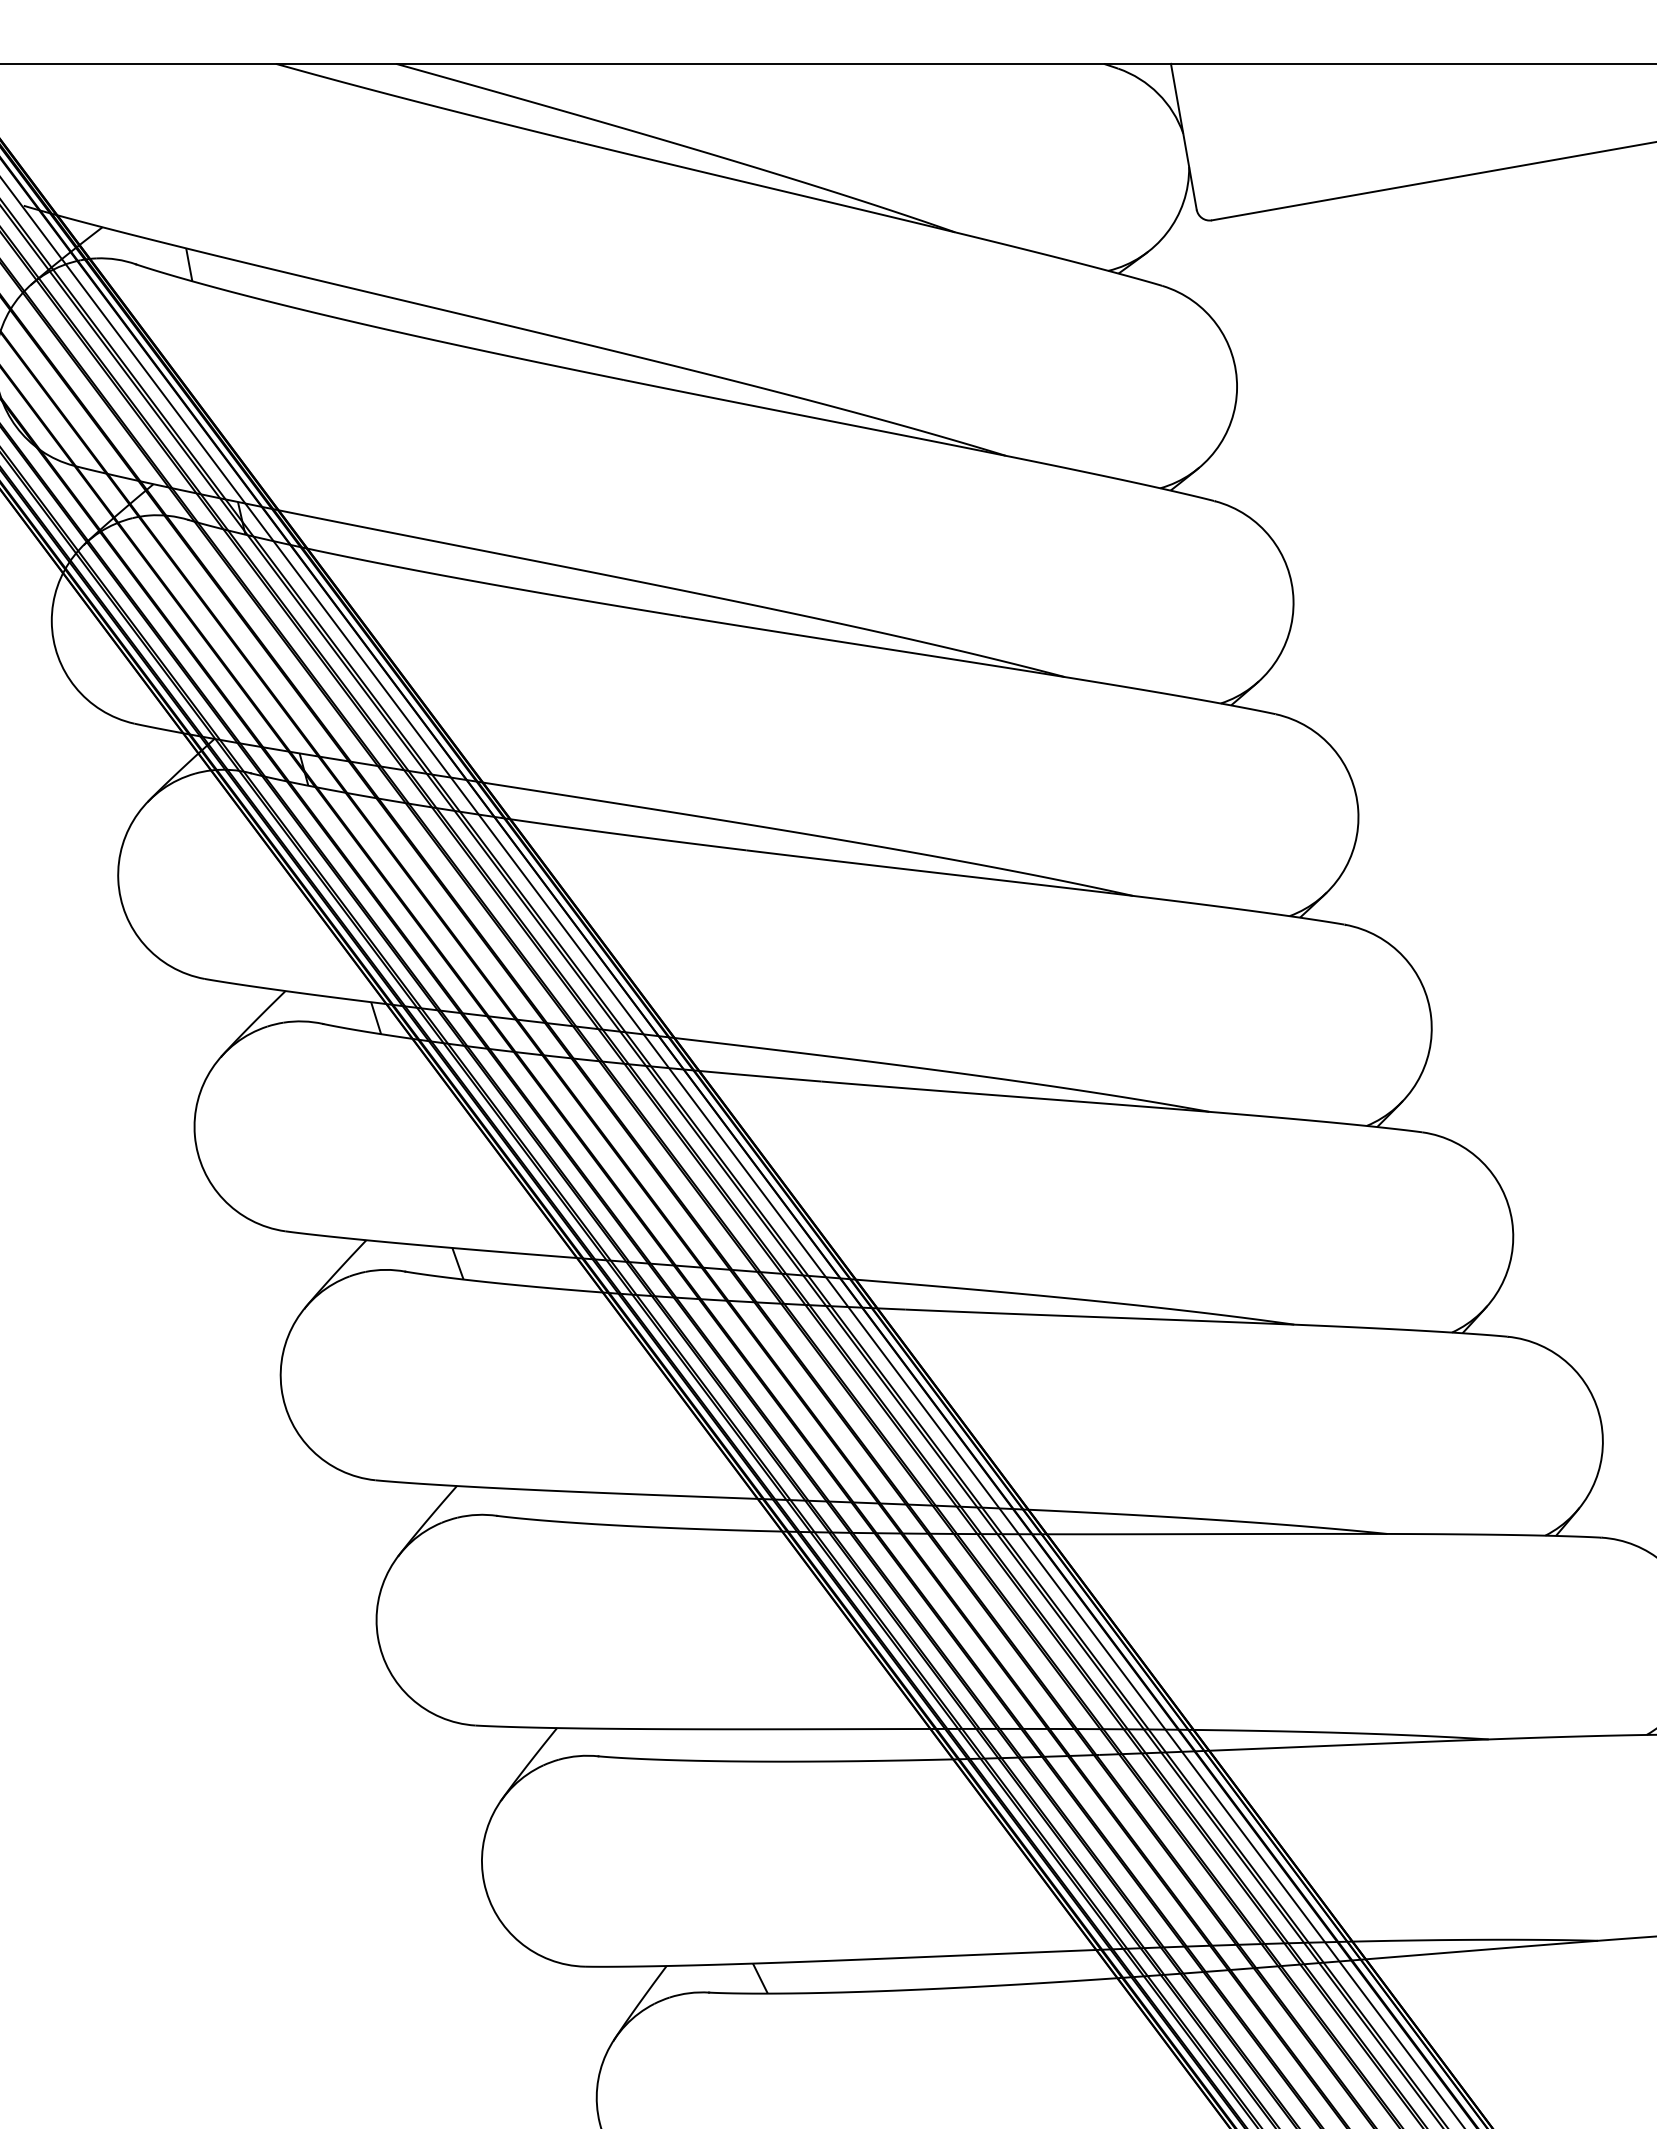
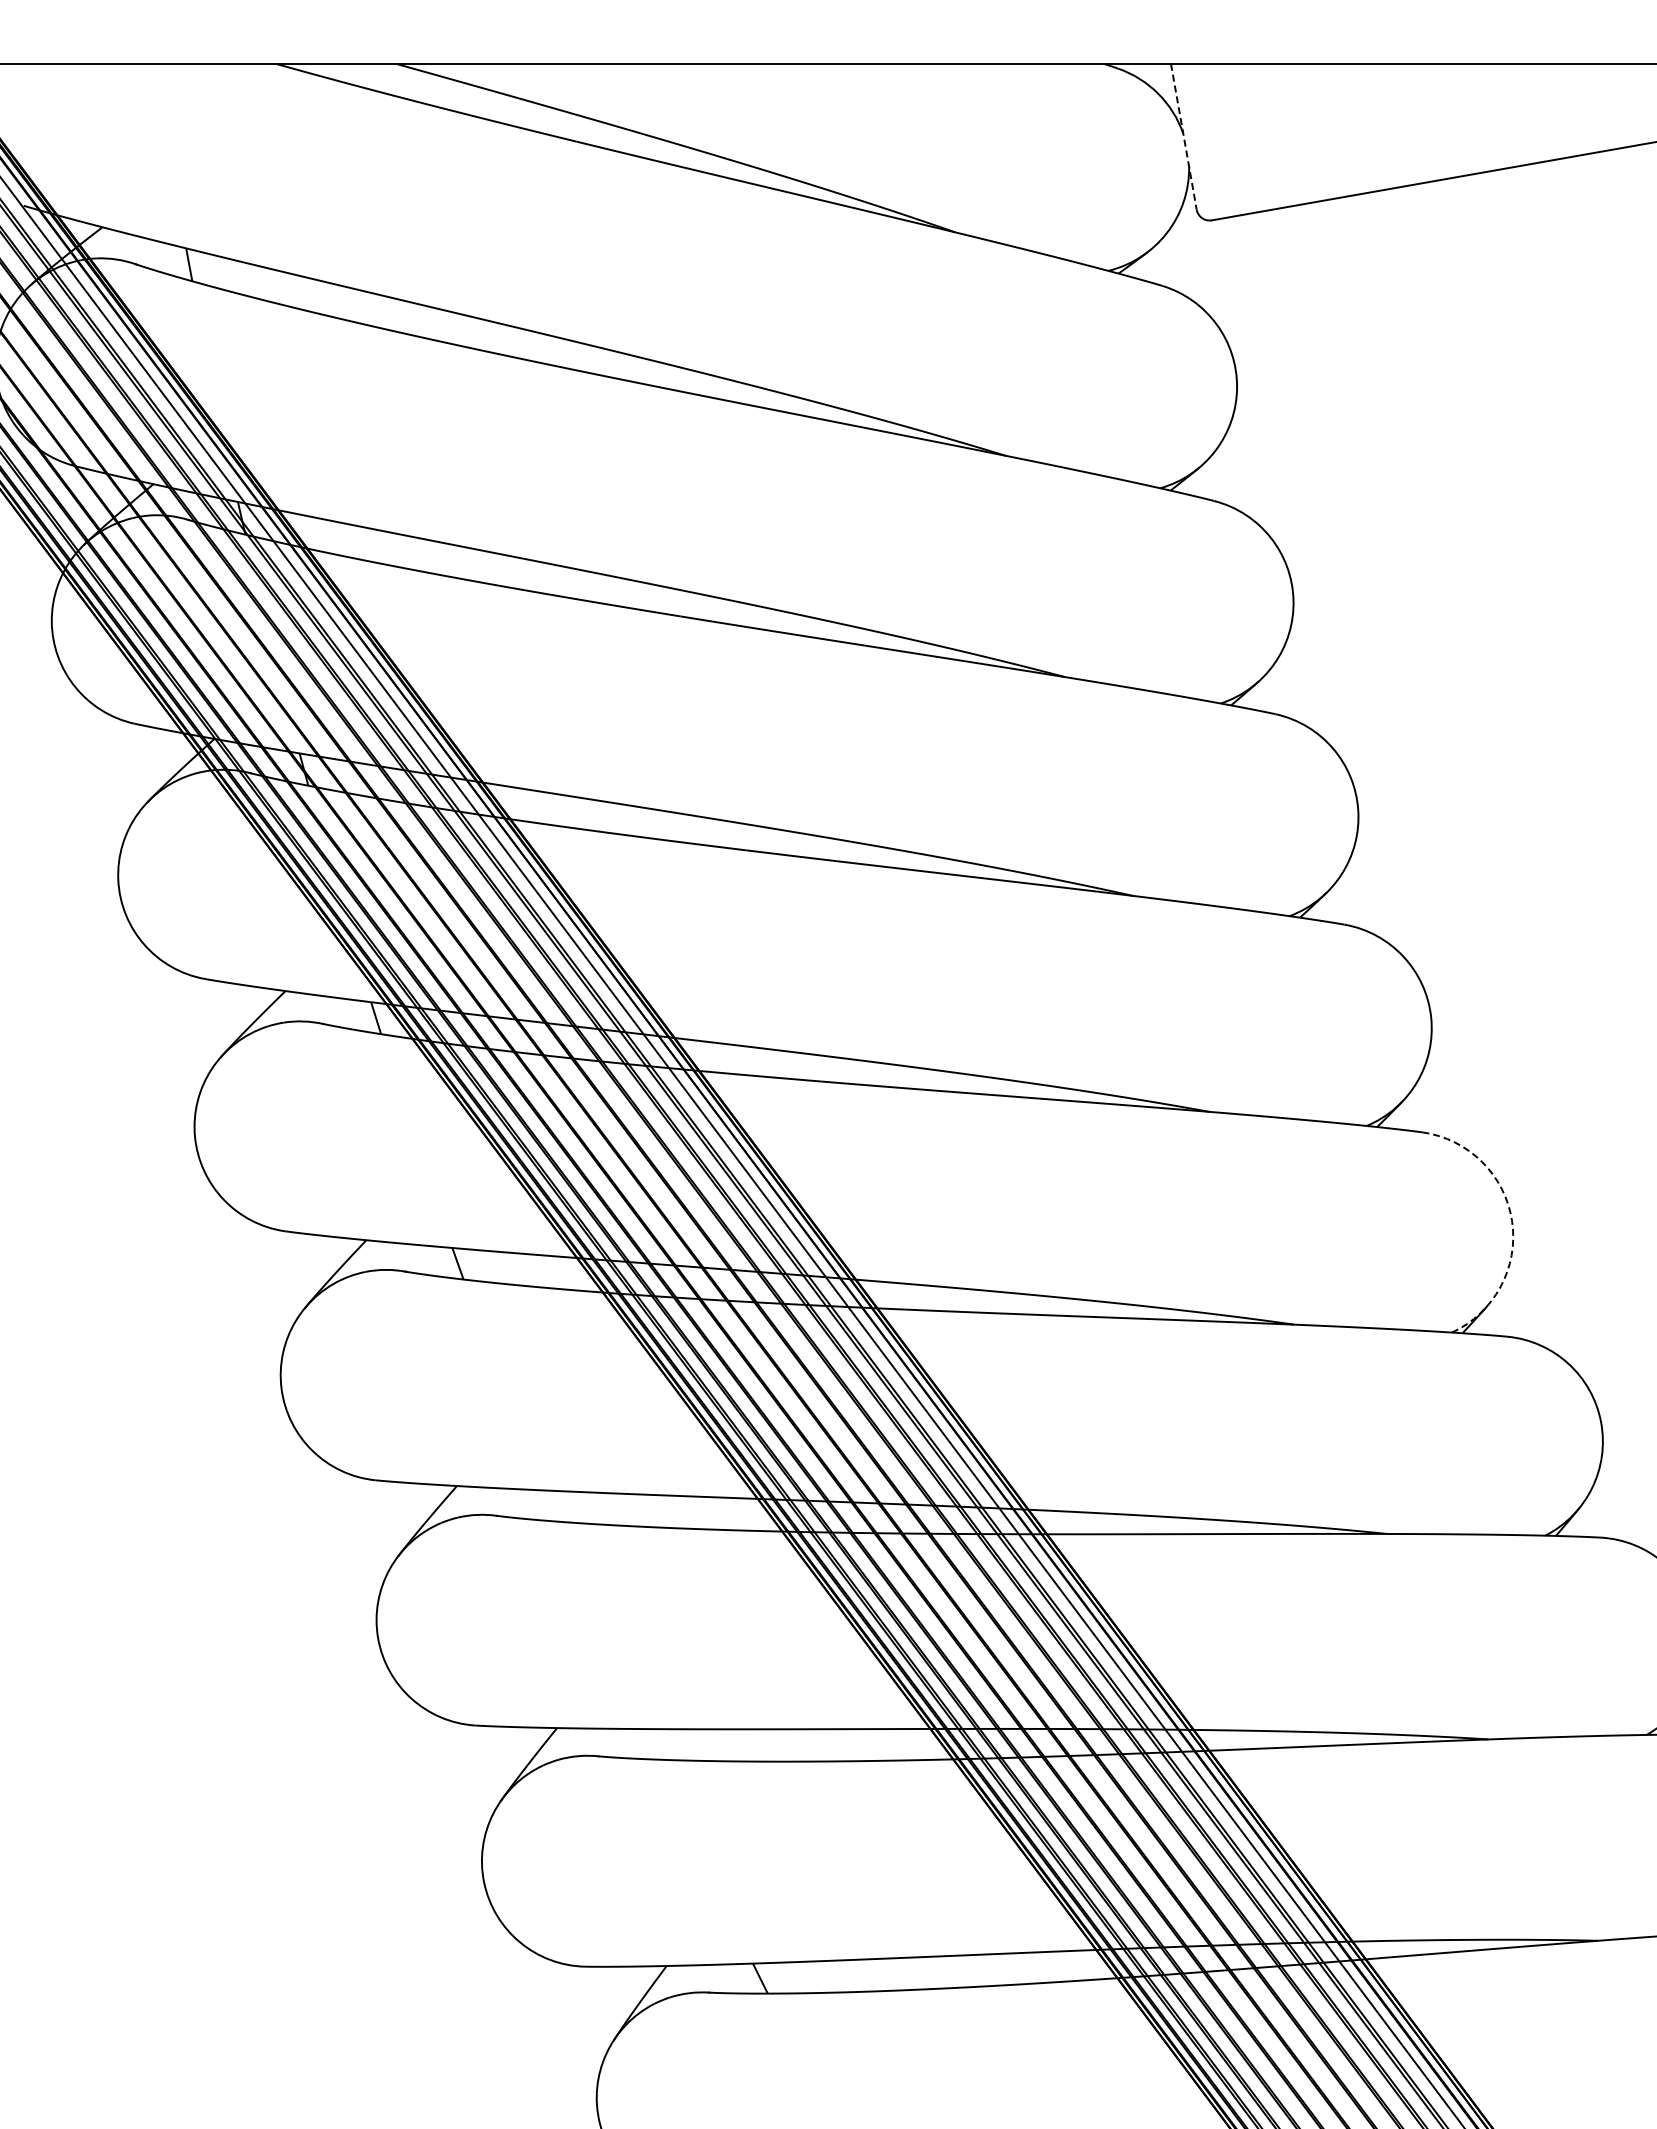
line: solid -> dashed (1183, 137)
arc: solid -> dashed (1512, 1221)
